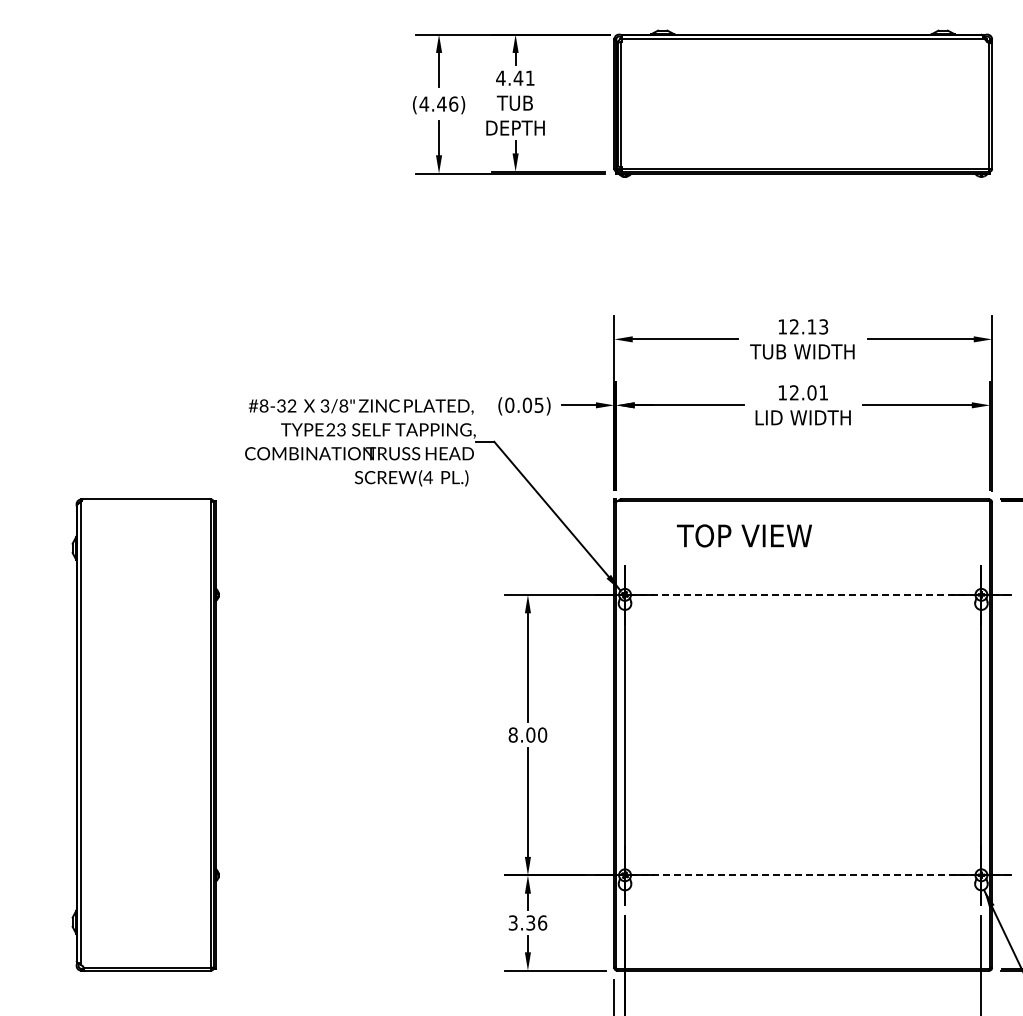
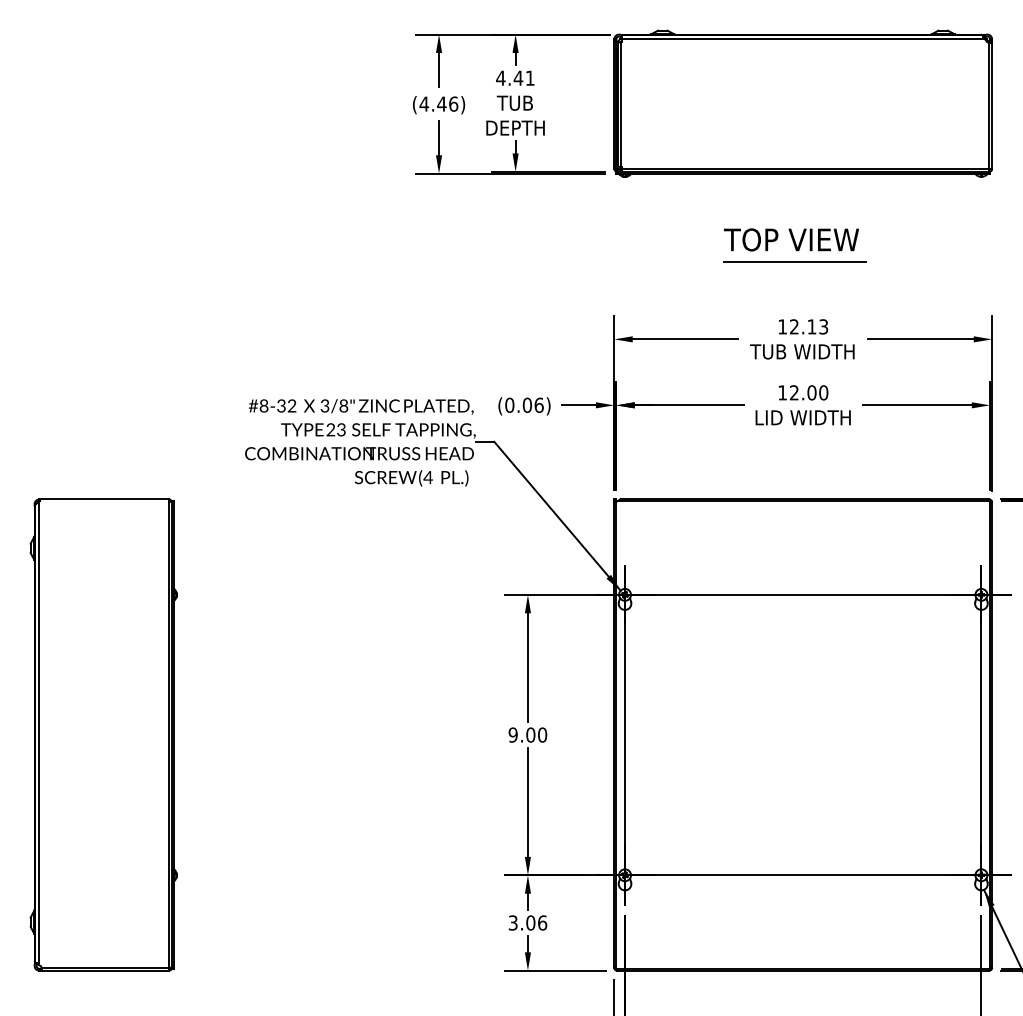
line: none -> present (794, 262)
text: 12.01 -> 12.00 (823, 392)
text: (0.05) -> (0.06) (538, 404)
text position: (744, 535) -> (791, 239) (791, 239)
line: dashed -> solid (803, 594)
part position: (145, 734) -> (103, 734) (103, 734)
text: 8.00 -> 9.00 (512, 734)
line: dashed -> solid (803, 875)
text: 3.36 -> 3.06 (530, 922)
